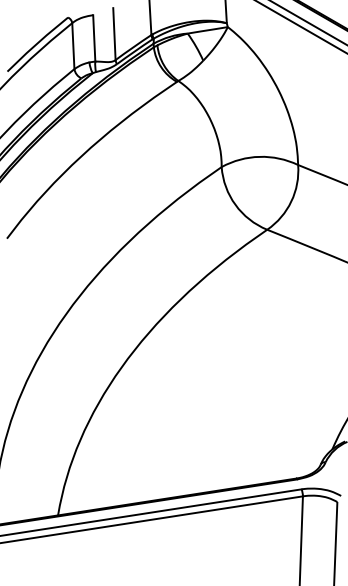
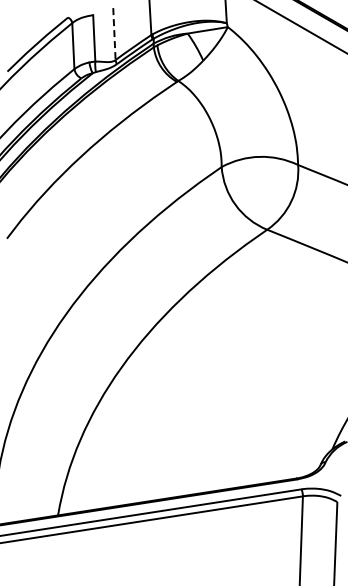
line: present -> none (308, 22)
line: solid -> dashed (114, 34)
